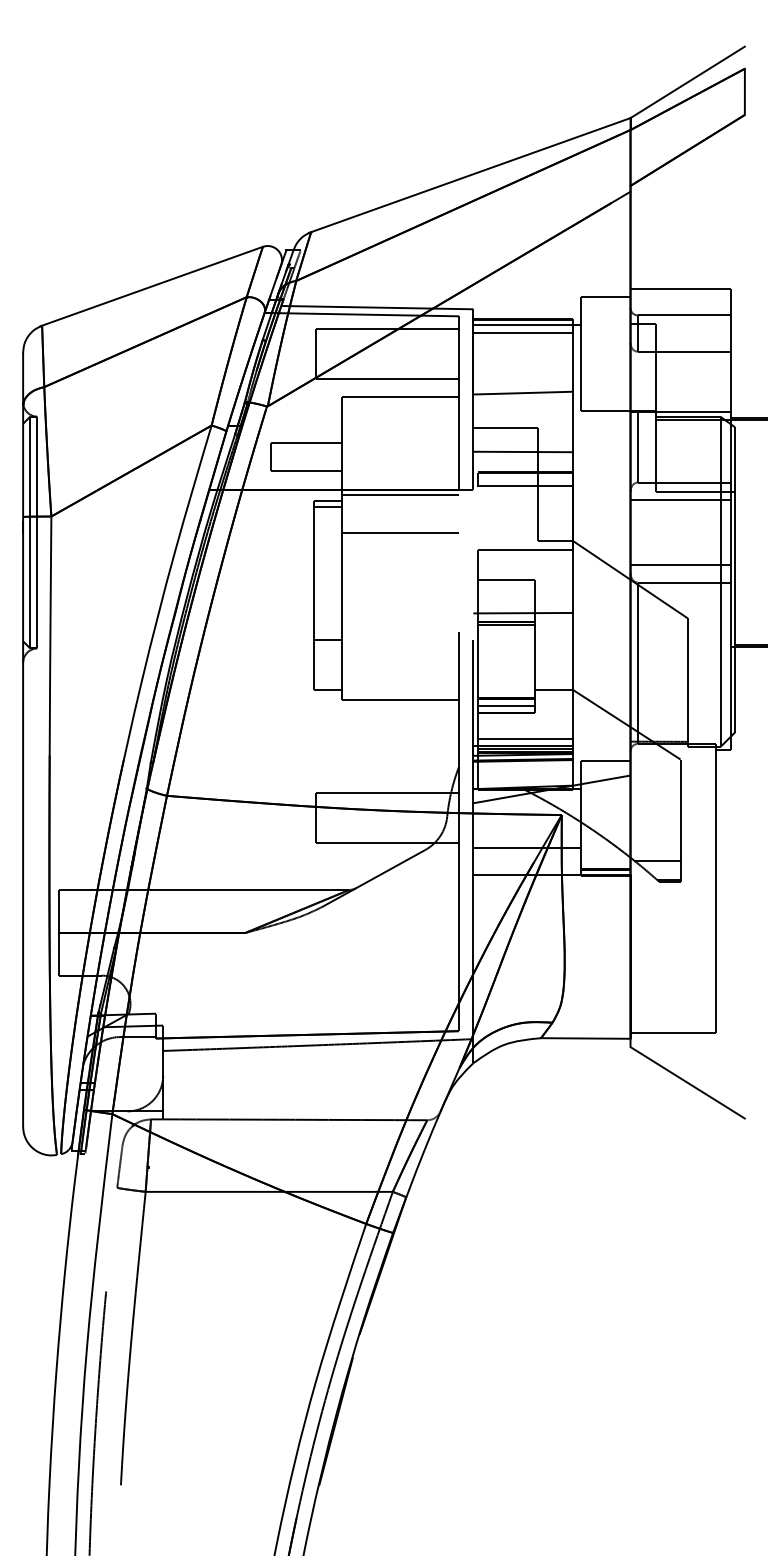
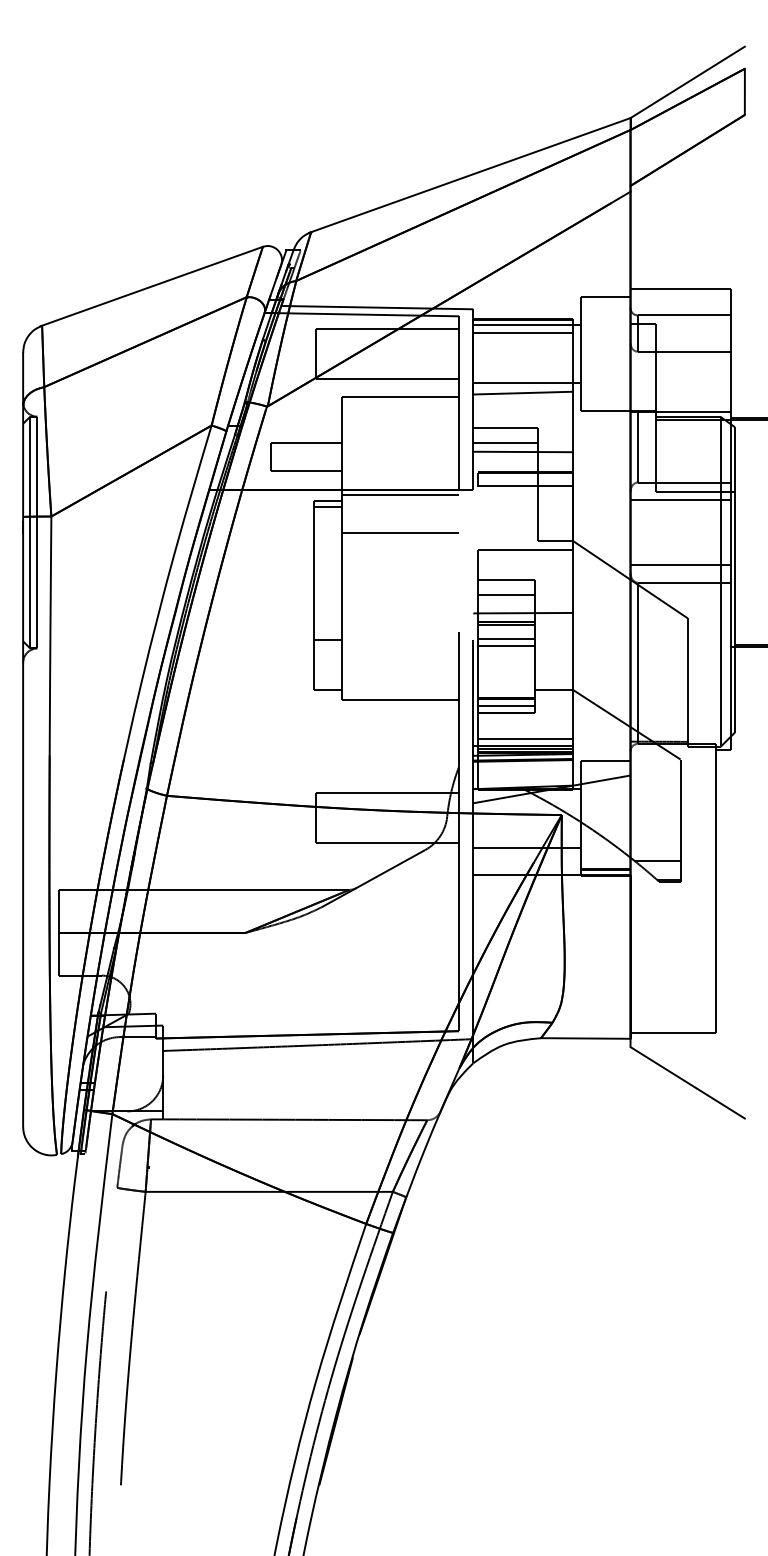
line: none -> present (526, 383)
line: none -> present (505, 442)
line: none -> present (505, 594)
line: none -> present (505, 639)
line: none -> present (505, 645)
